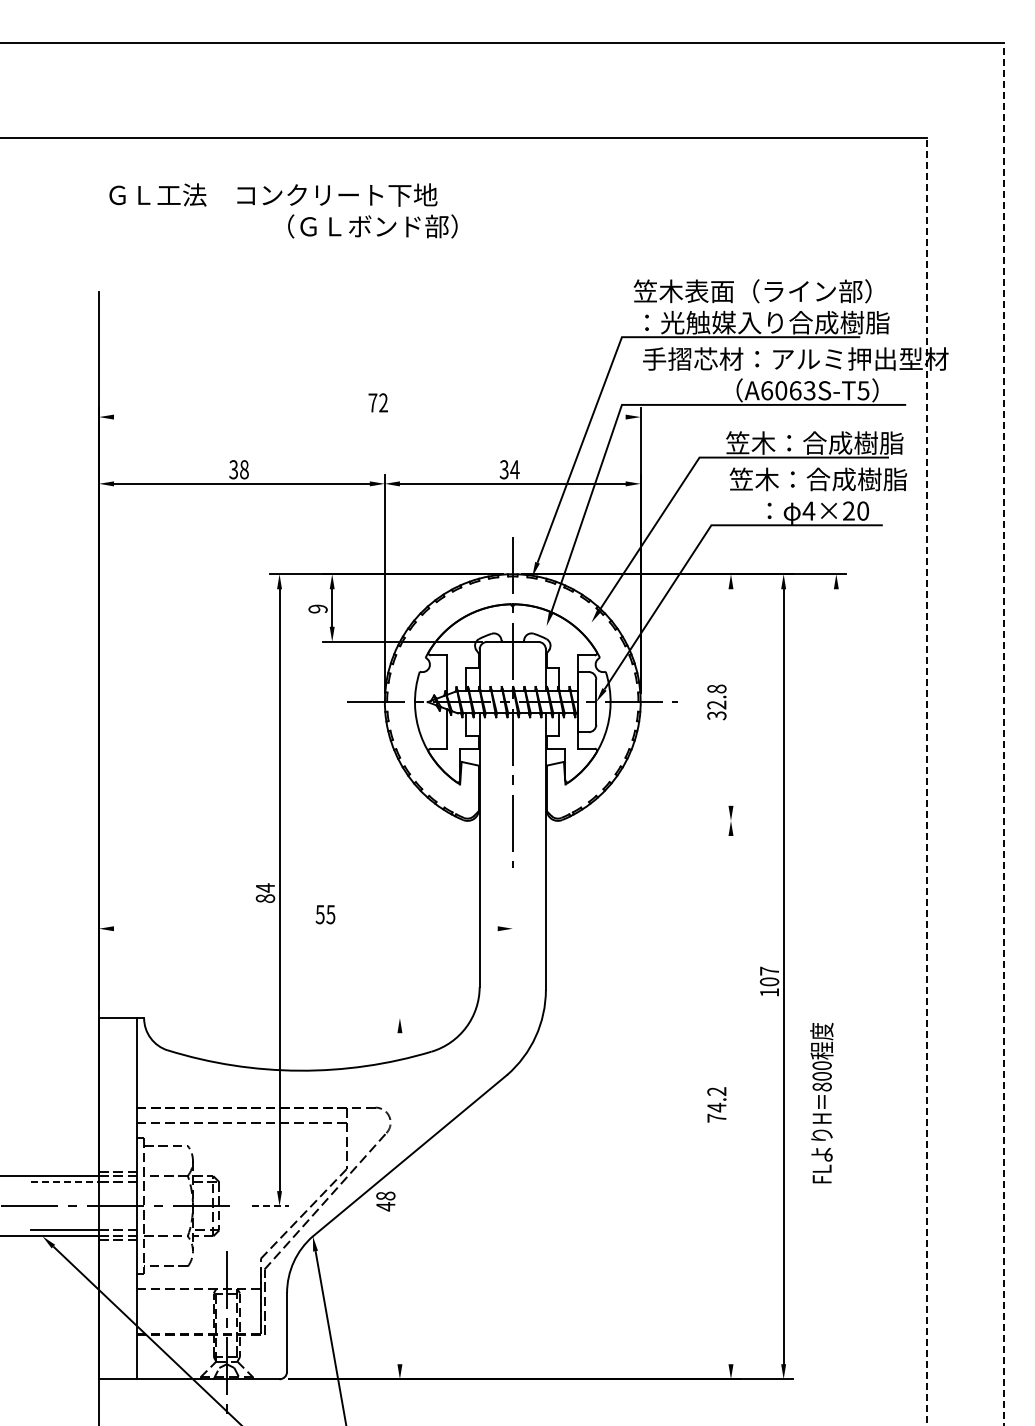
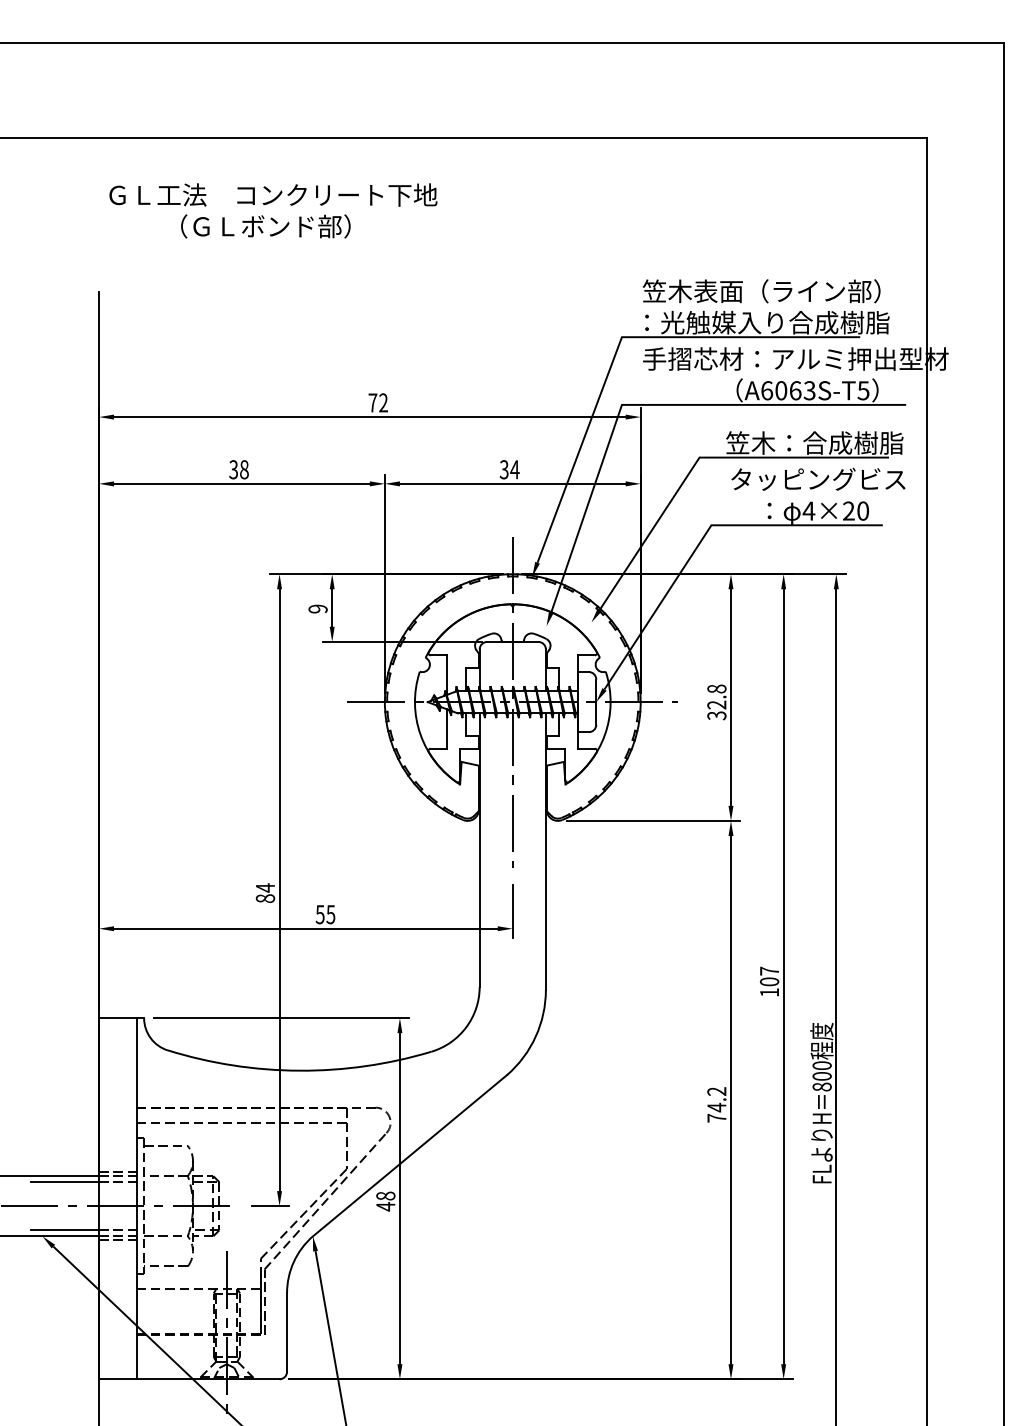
text position: (372, 226) -> (265, 226) (265, 226)
text position: (752, 291) -> (761, 291) (761, 291)
line: none -> present (369, 417)
text: 笠木：合成樹脂 -> タッピングビス (818, 479)
line: none -> present (730, 697)
line: dashed -> solid (1003, 733)
line: dashed -> solid (926, 781)
line: none -> present (653, 820)
line: none -> present (512, 911)
line: none -> present (305, 928)
line: none -> present (836, 1005)
line: none -> present (281, 1018)
line: none -> present (730, 1099)
line: dashed -> solid (65, 1182)
line: none -> present (399, 1198)
line: dashed -> solid (270, 1206)
